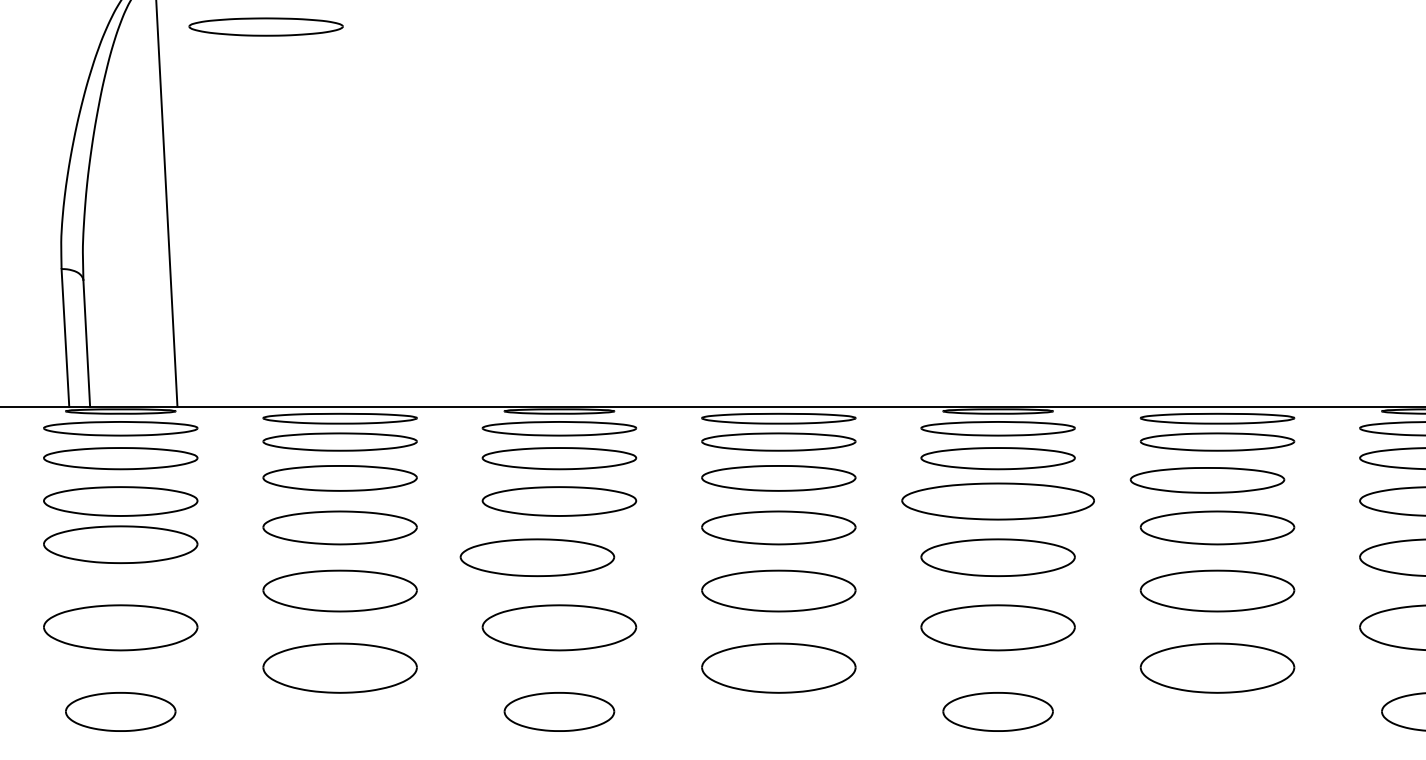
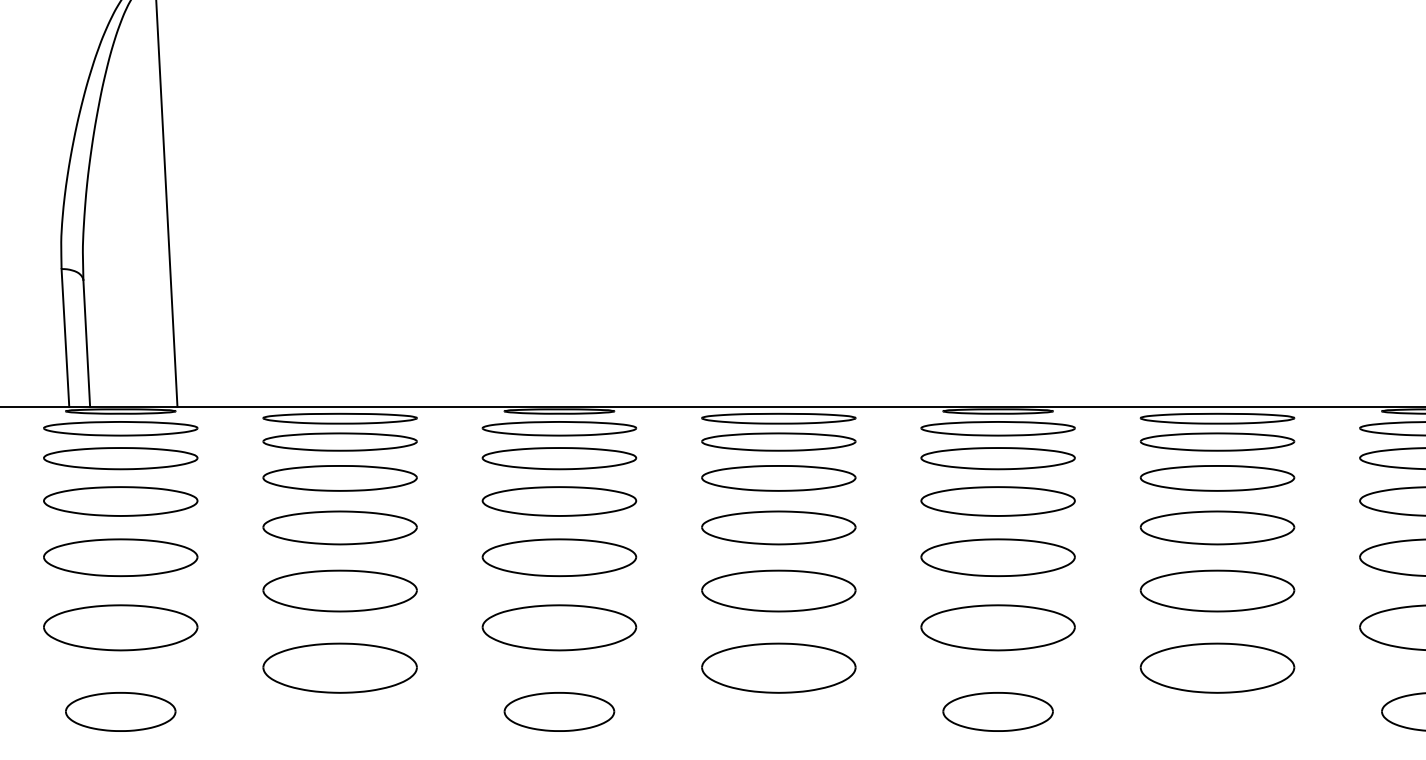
part: present -> none (265, 26)
part position: (1207, 480) -> (1217, 478) (1217, 478)
part size: 194x39 px -> 156x31 px (997, 501)
part position: (120, 544) -> (120, 557) (120, 557)
part position: (537, 557) -> (559, 557) (559, 557)
